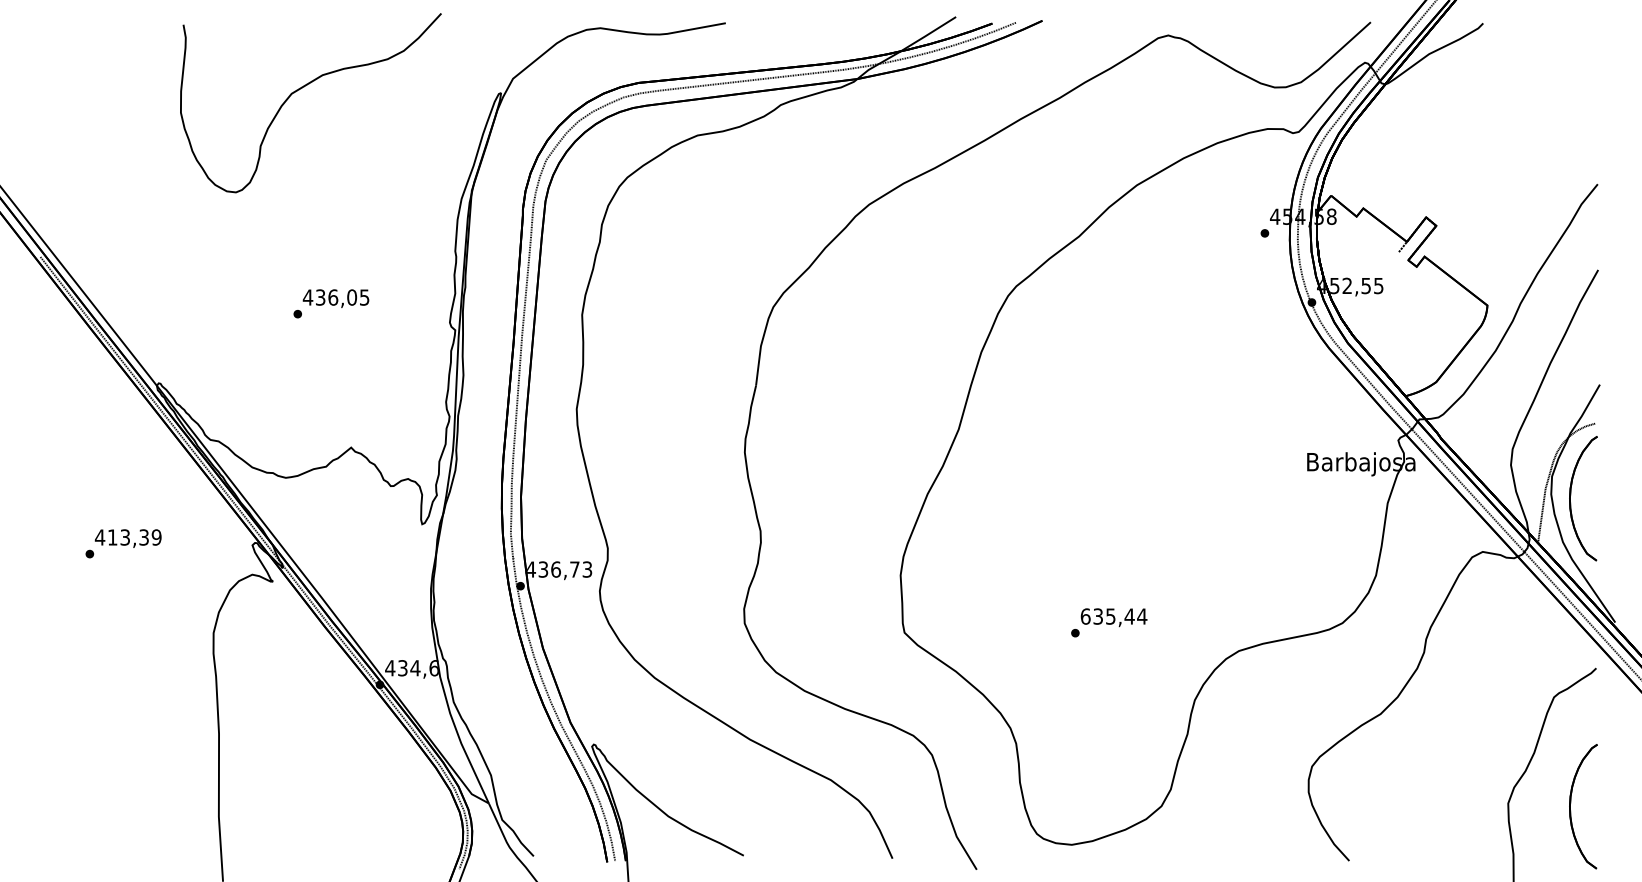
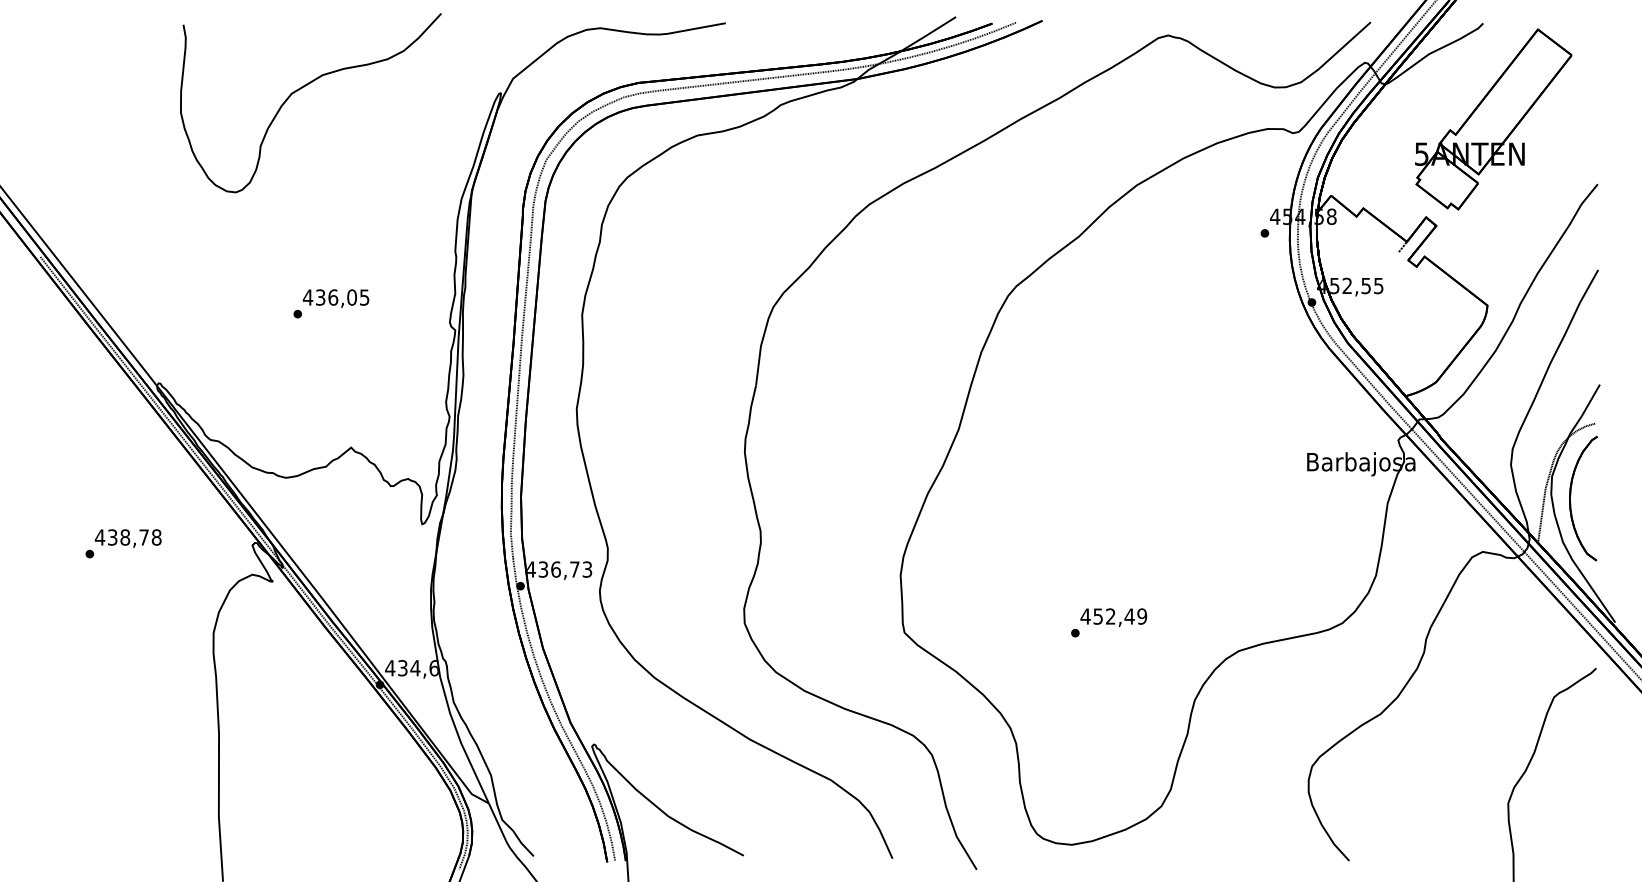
part: none -> present (1493, 119)
text: 413,39 -> 438,78 (134, 537)
text: 635,44 -> 452,49 (1113, 616)
part: present -> none (1571, 803)
